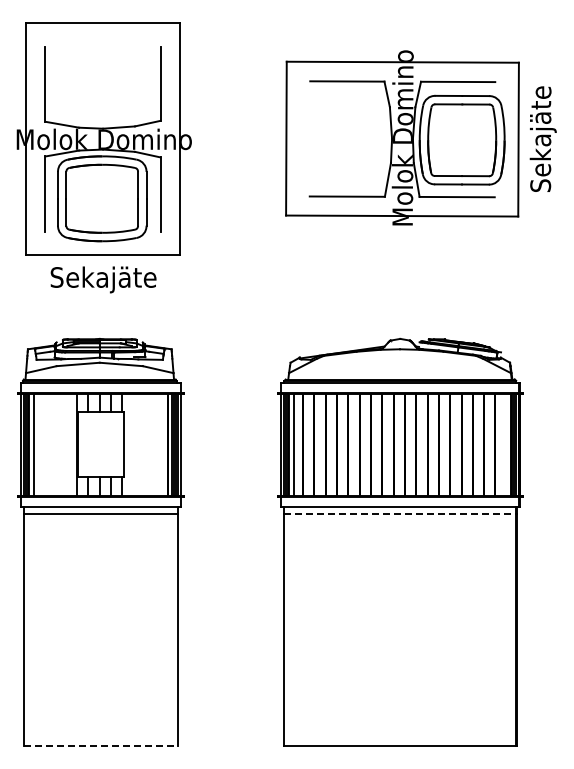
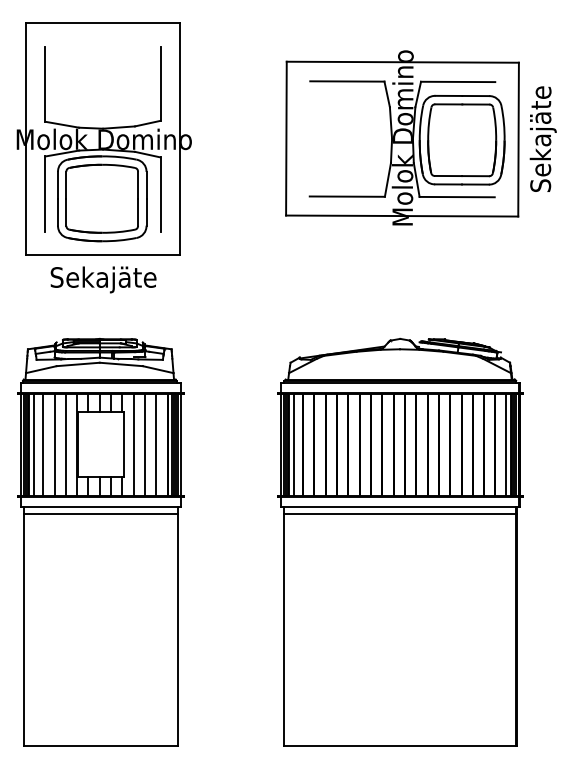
line: none -> present (43, 444)
line: none -> present (54, 444)
line: none -> present (65, 444)
line: none -> present (133, 444)
line: none -> present (145, 444)
line: none -> present (156, 444)
line: none -> present (506, 444)
line: dashed -> solid (400, 513)
line: dashed -> solid (100, 745)
